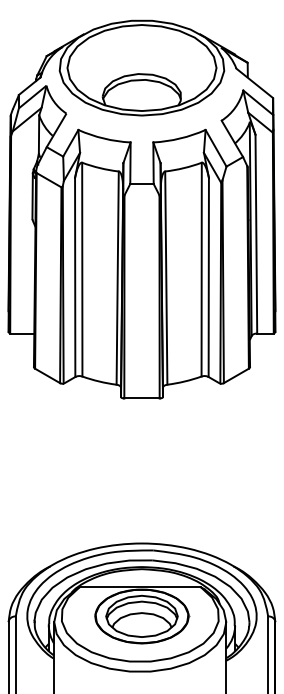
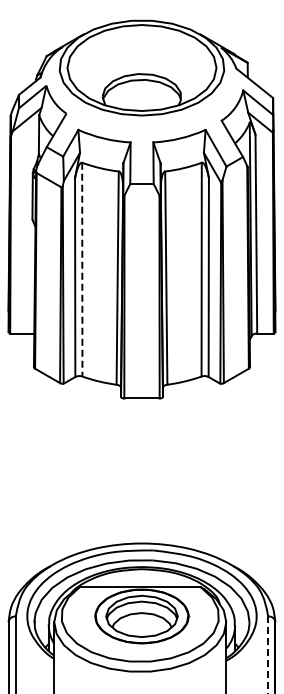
line: solid -> dashed (82, 269)
line: solid -> dashed (268, 655)
